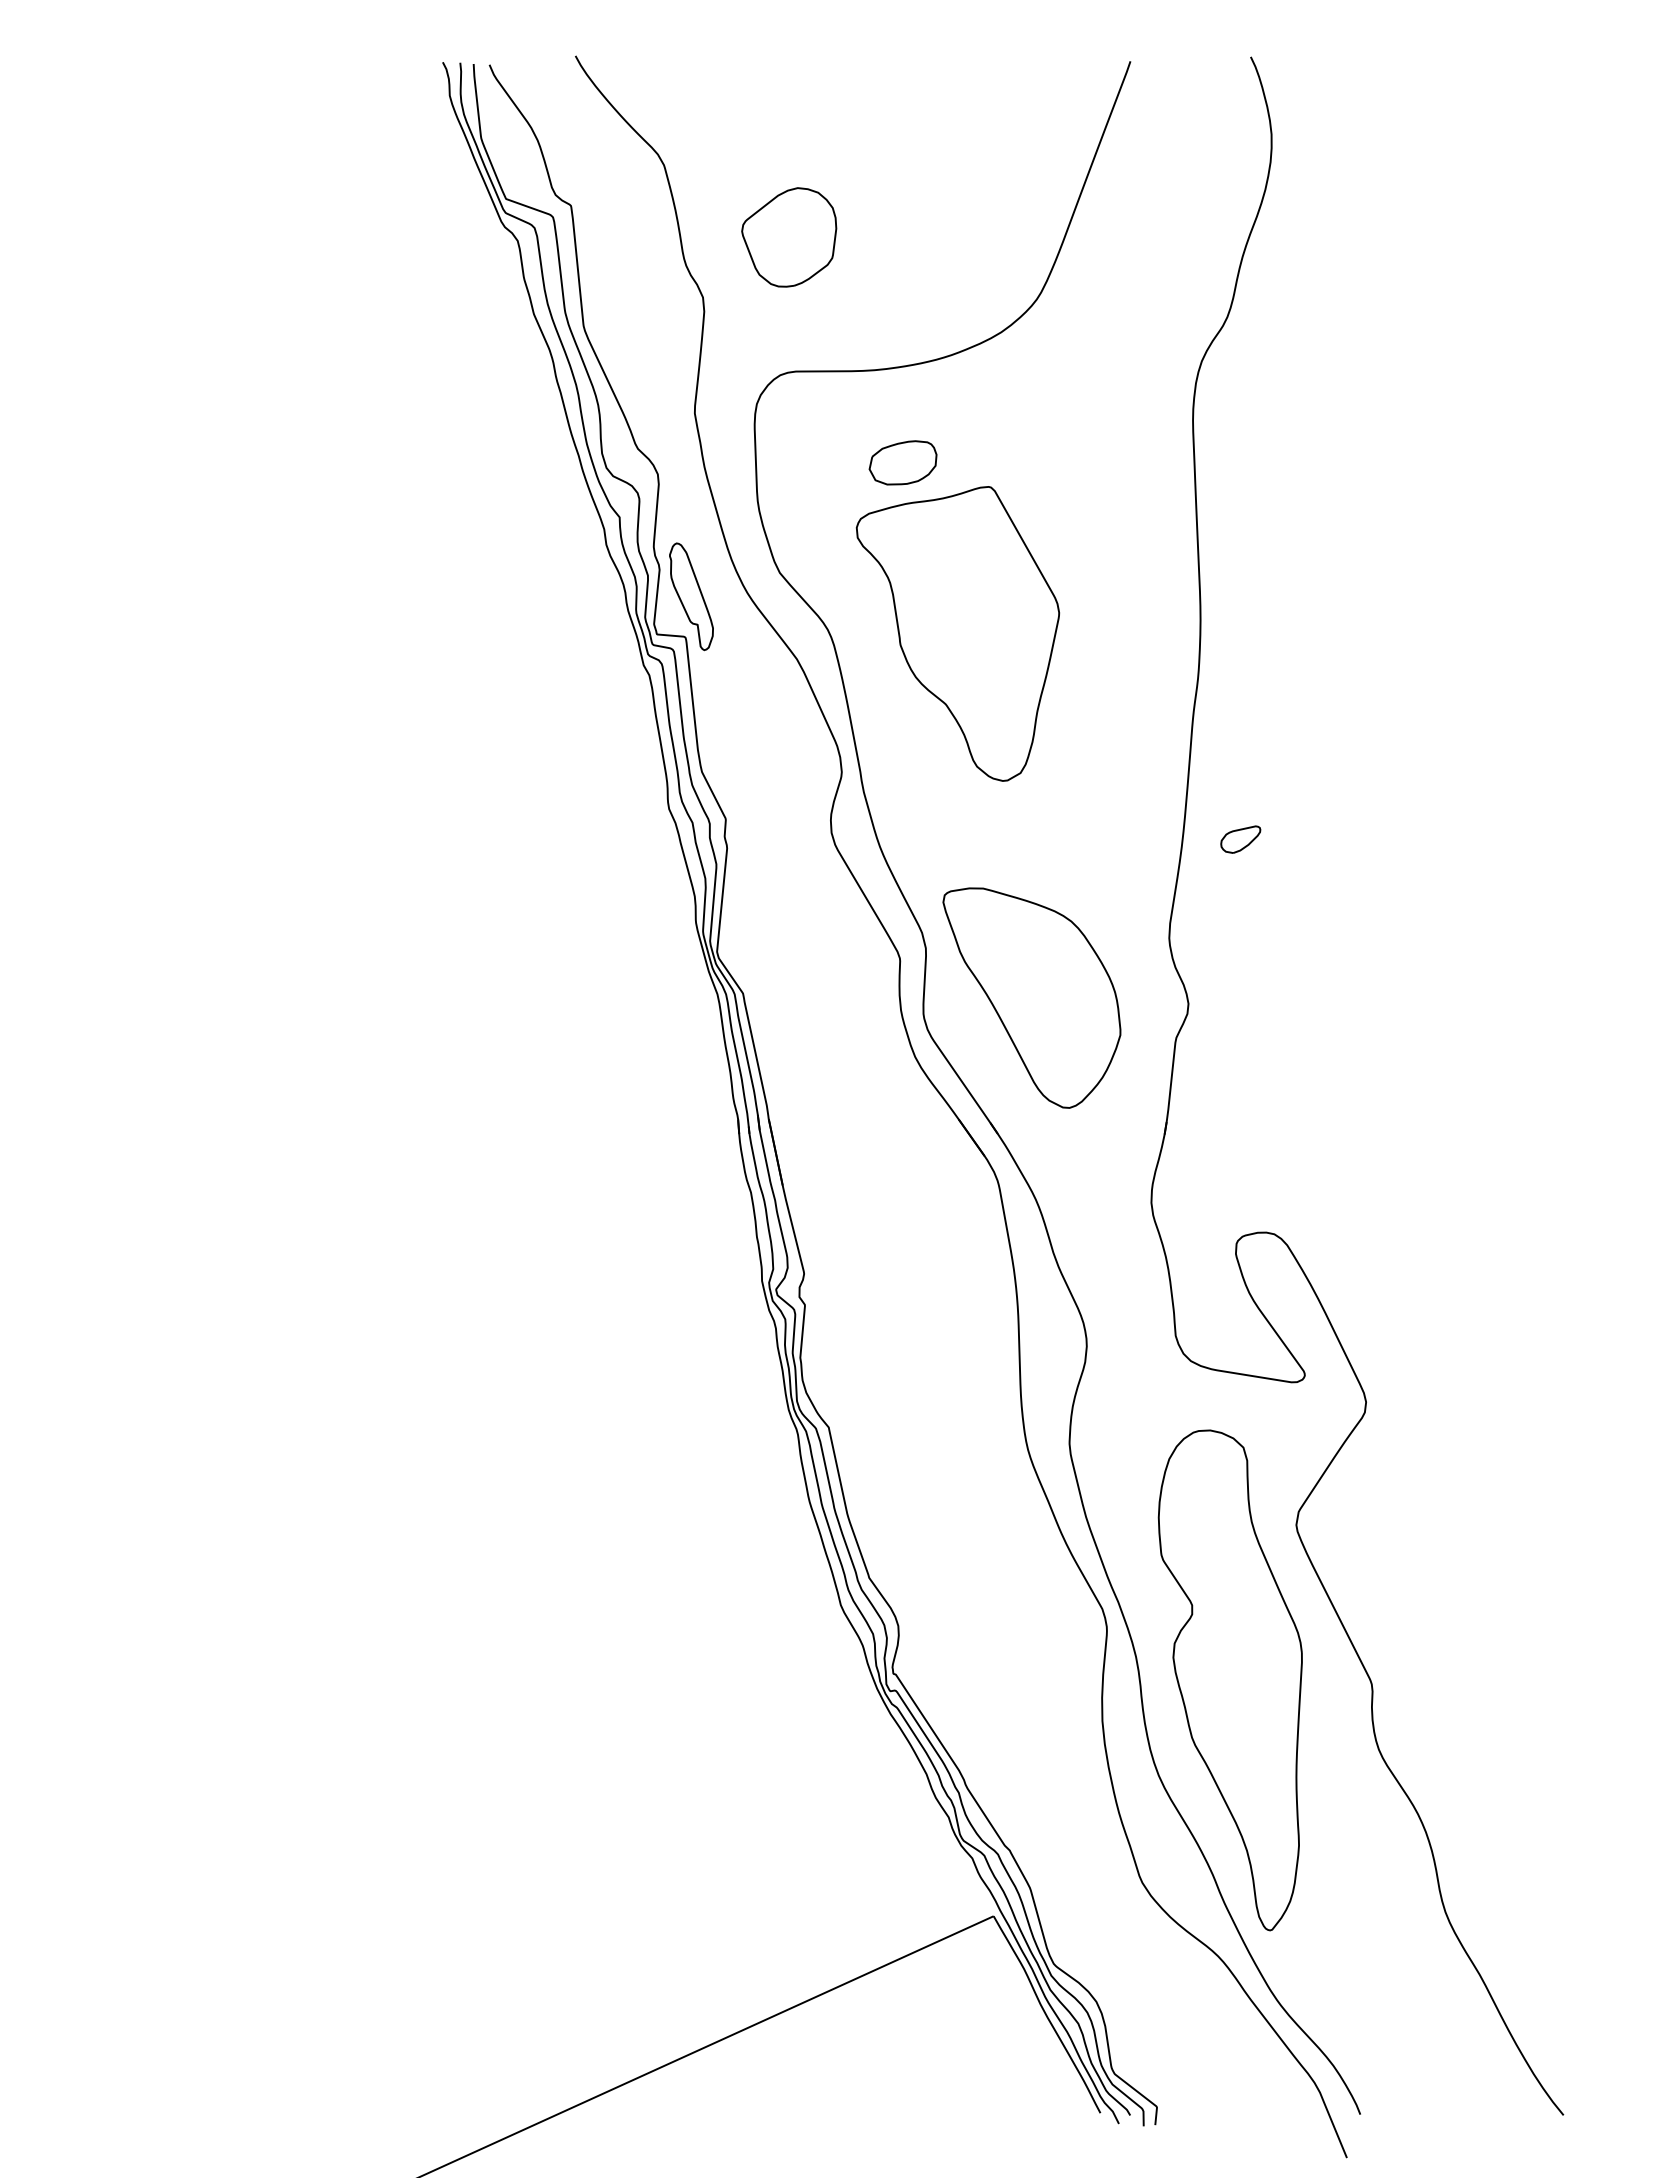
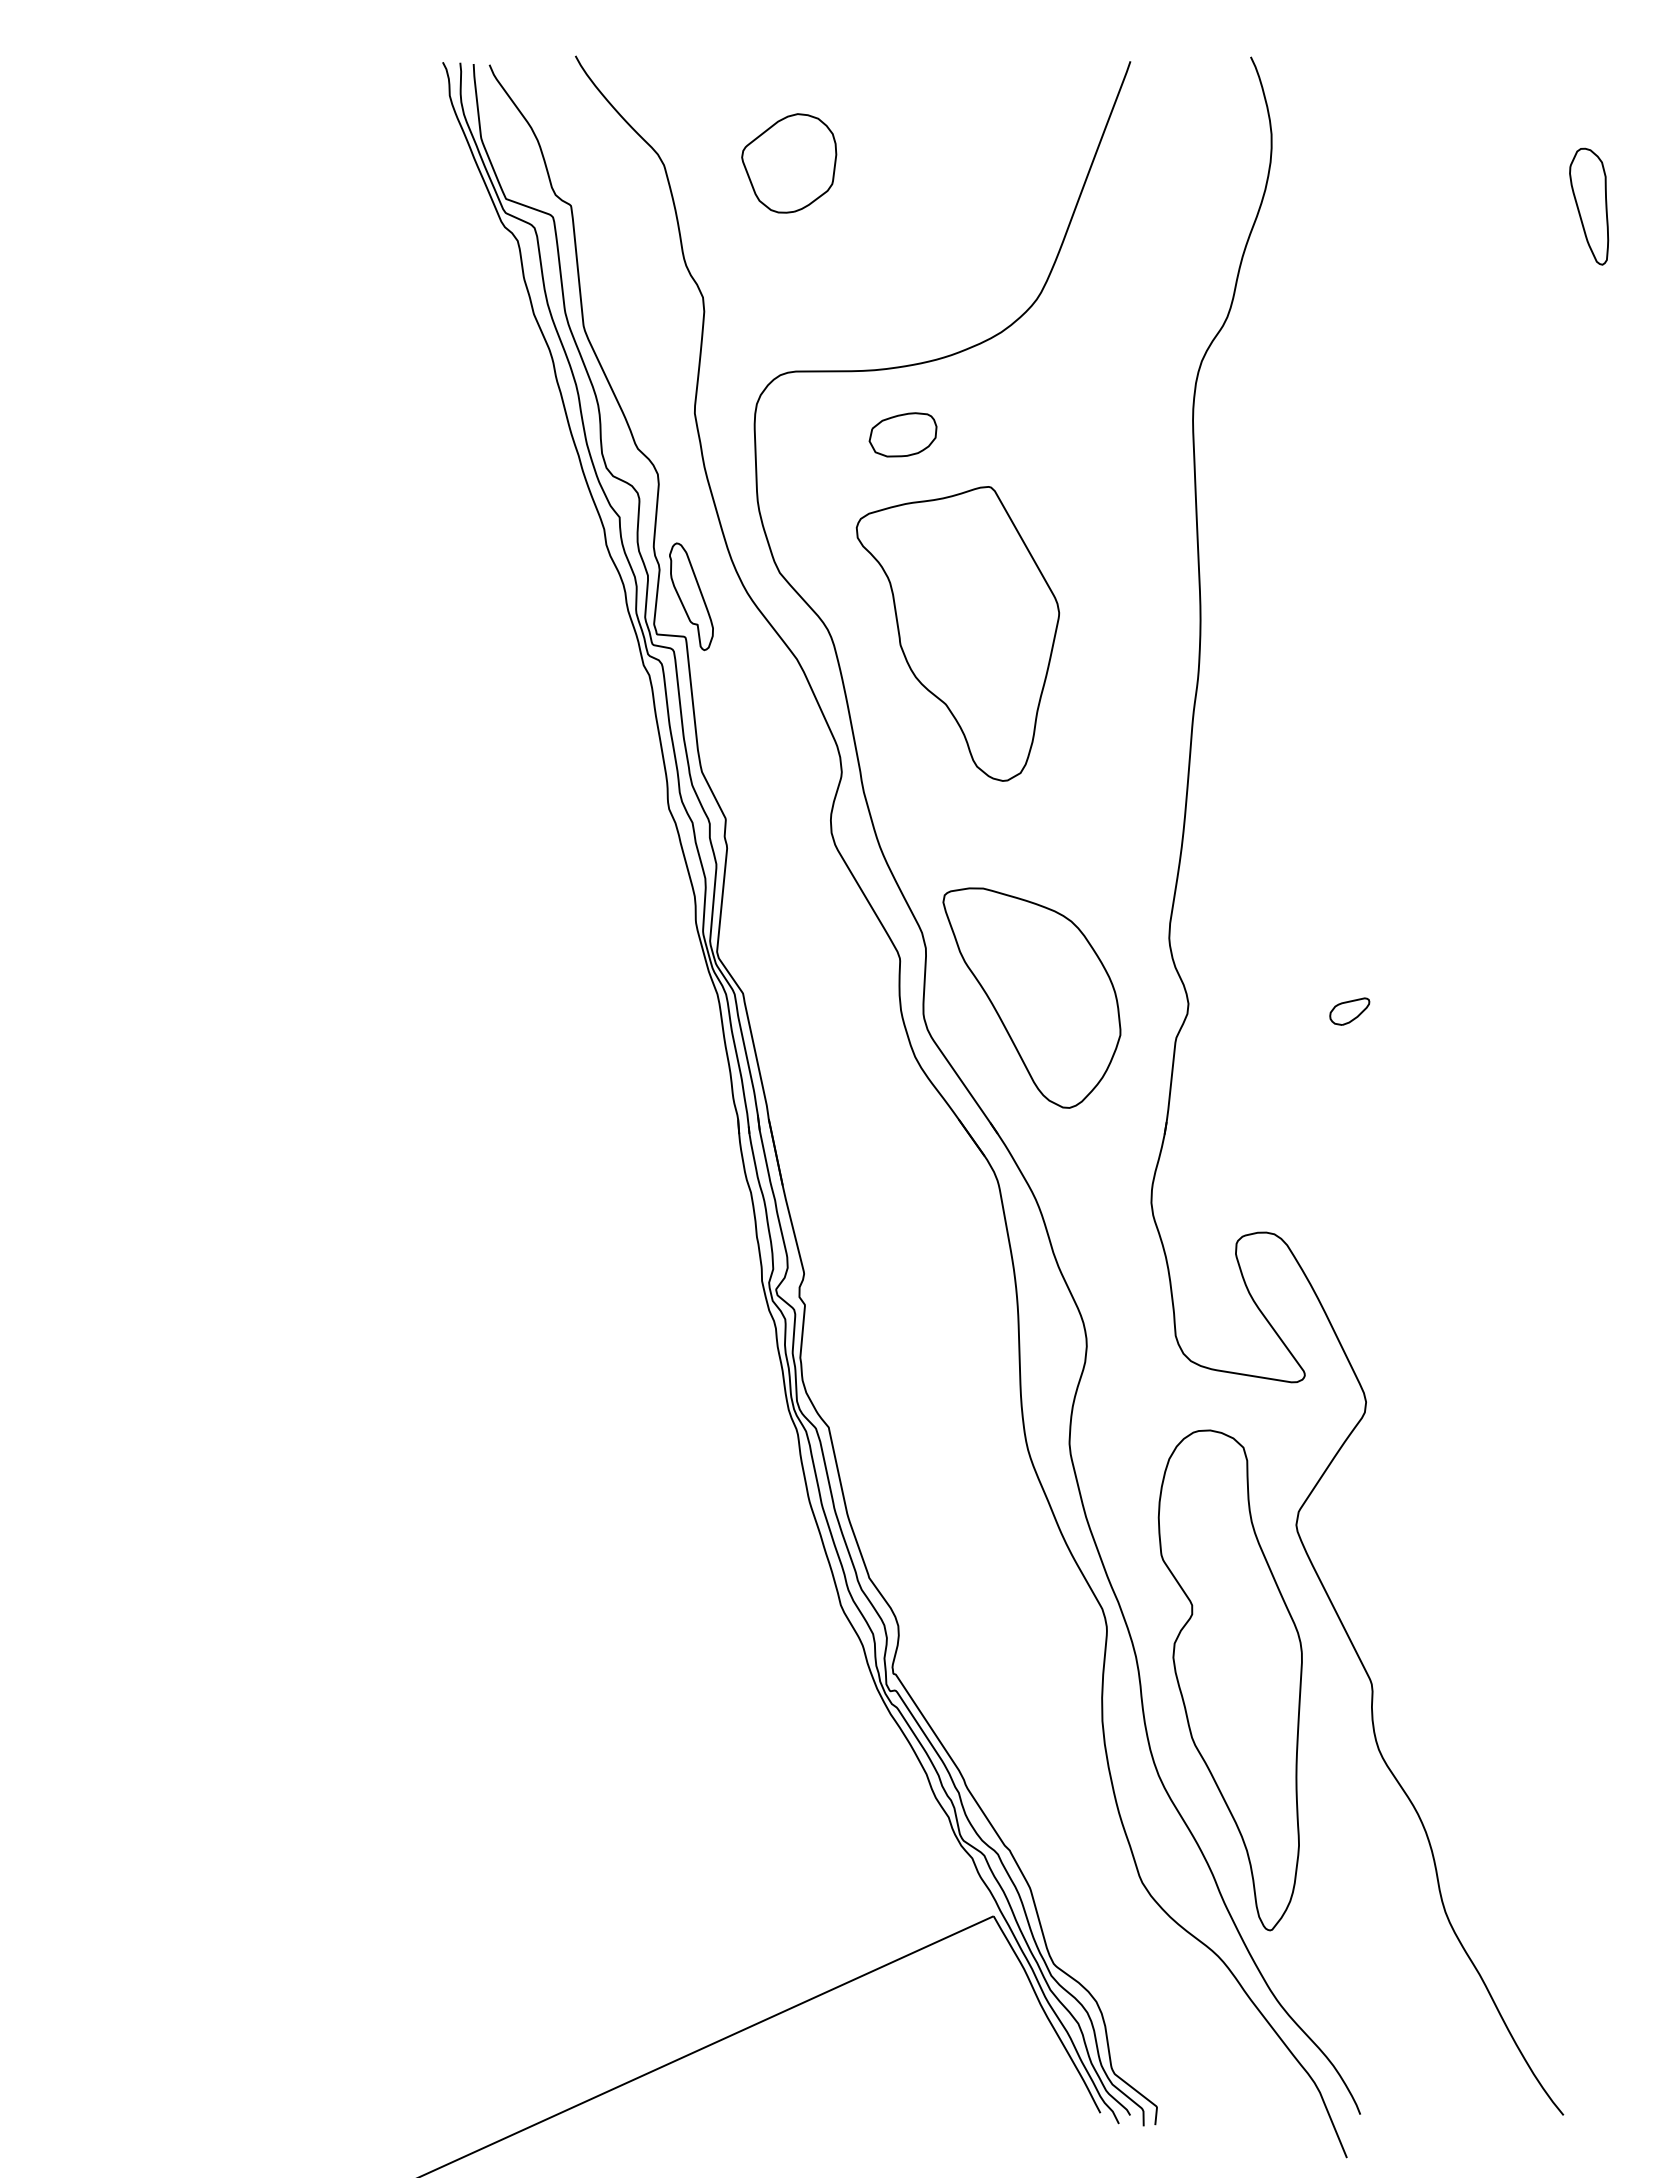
part: none -> present (1589, 206)
part position: (789, 237) -> (789, 163) (789, 163)
part position: (902, 462) -> (902, 434) (902, 434)
part position: (1240, 839) -> (1349, 1011) (1349, 1011)
